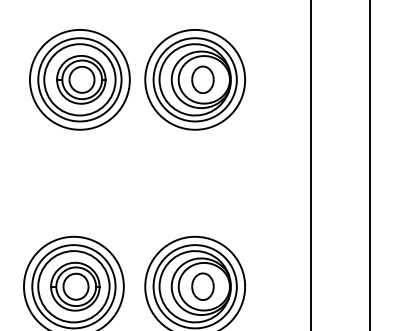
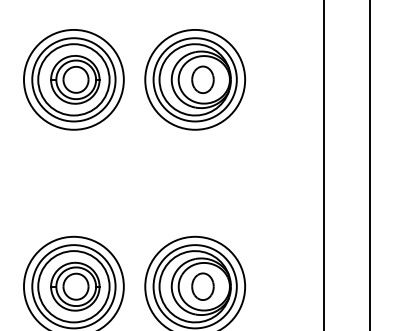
part position: (79, 79) -> (73, 79) (73, 79)
line position: (310, 164) -> (323, 164) (323, 164)
